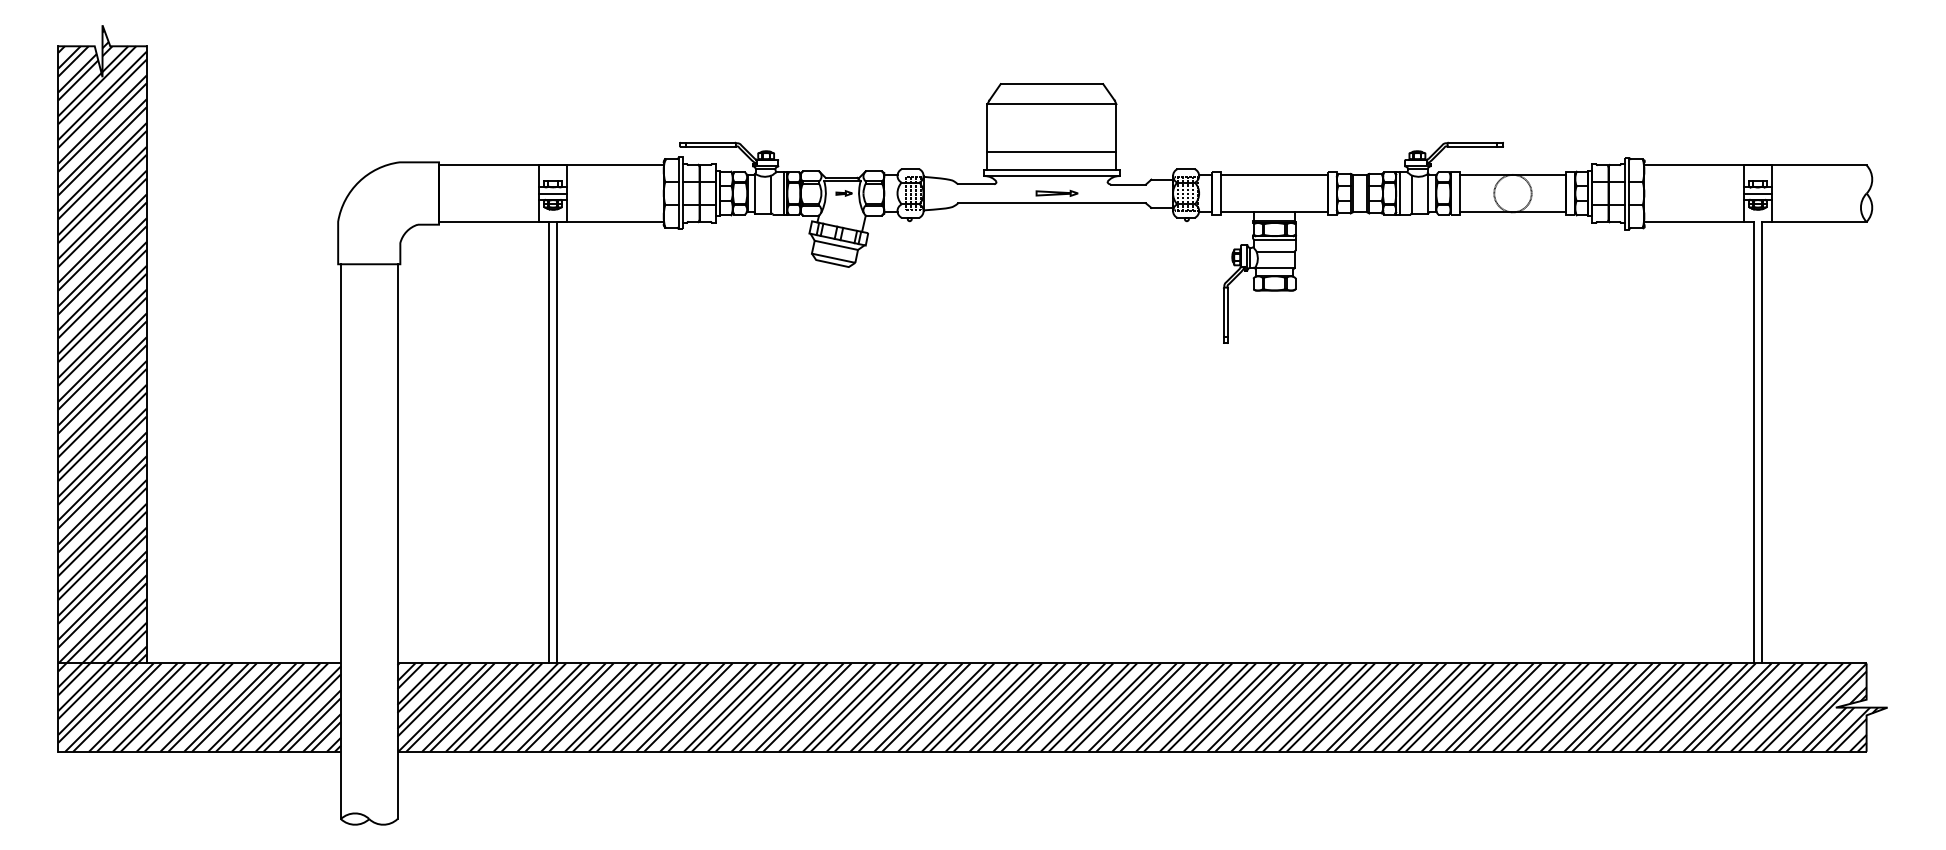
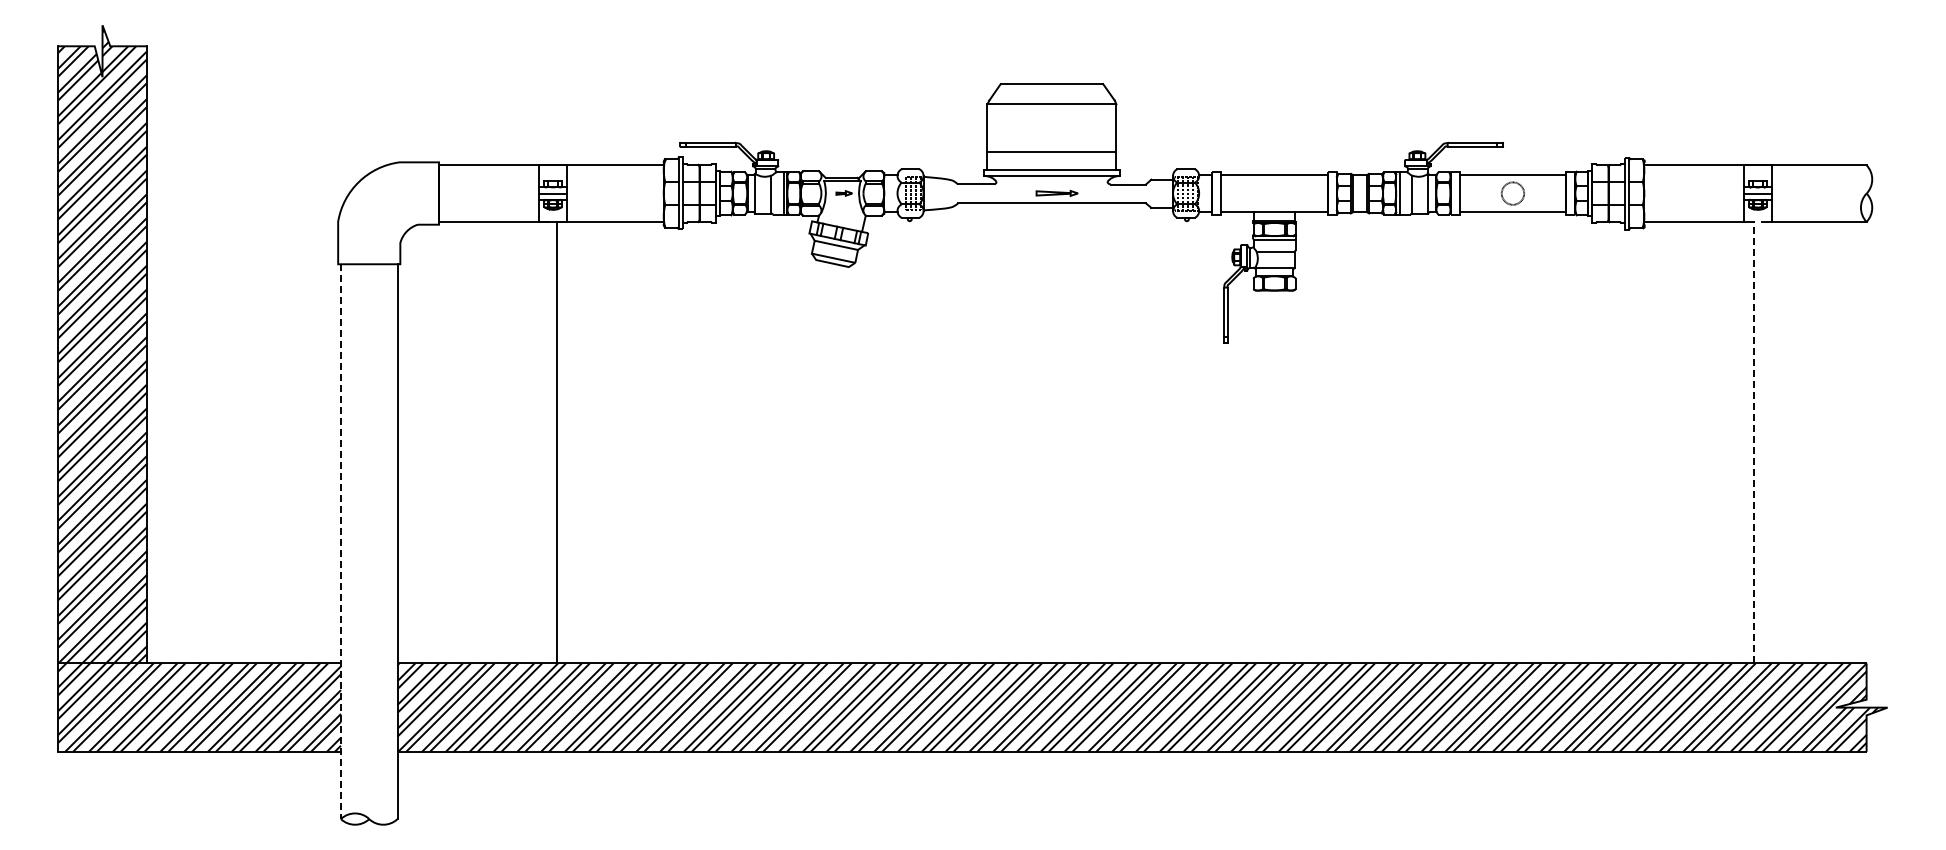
circle diameter: 37 px -> 22 px (1512, 193)
line: present -> none (549, 442)
line: solid -> dashed (1753, 442)
line: present -> none (1761, 442)
line: solid -> dashed (340, 542)
